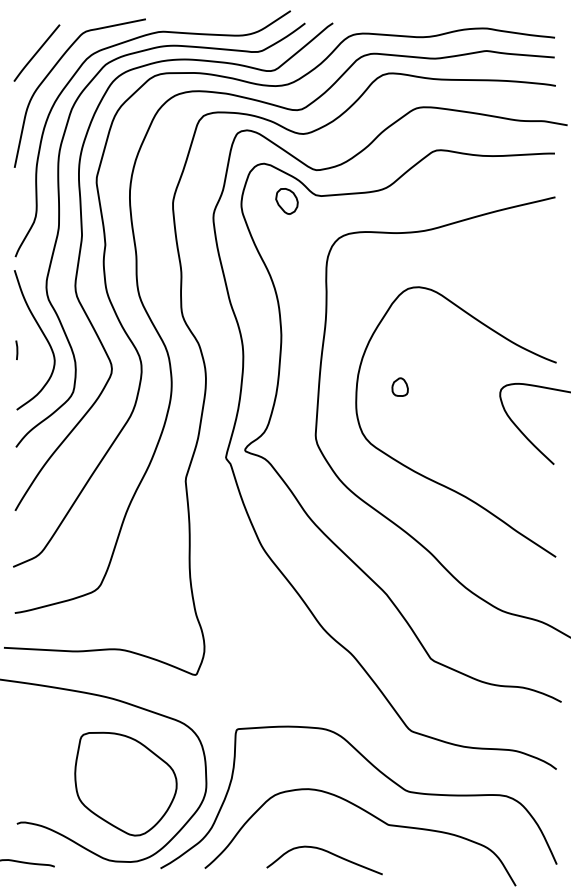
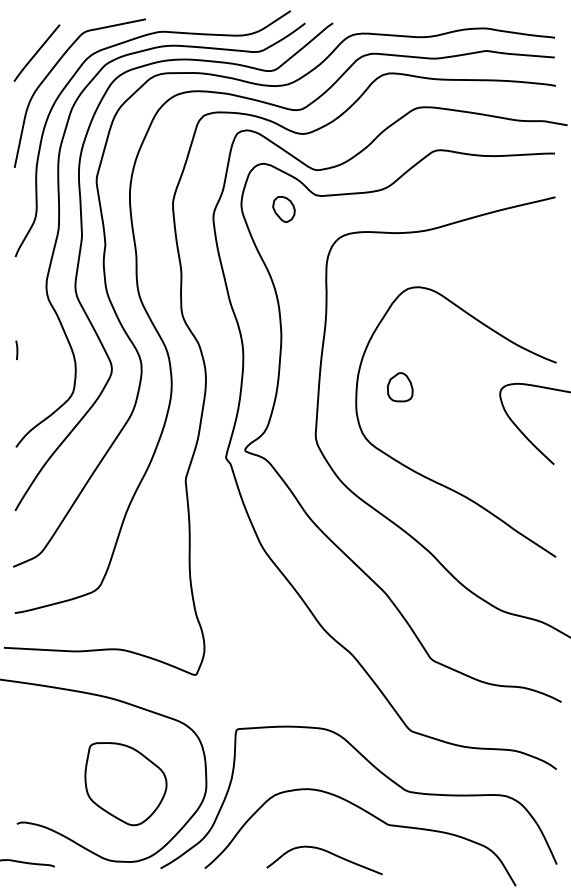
part position: (286, 201) -> (283, 209) (283, 209)
curve: present -> none (42, 334)
part size: 18x20 px -> 27x31 px (400, 387)
part size: 104x106 px -> 84x85 px (125, 784)
